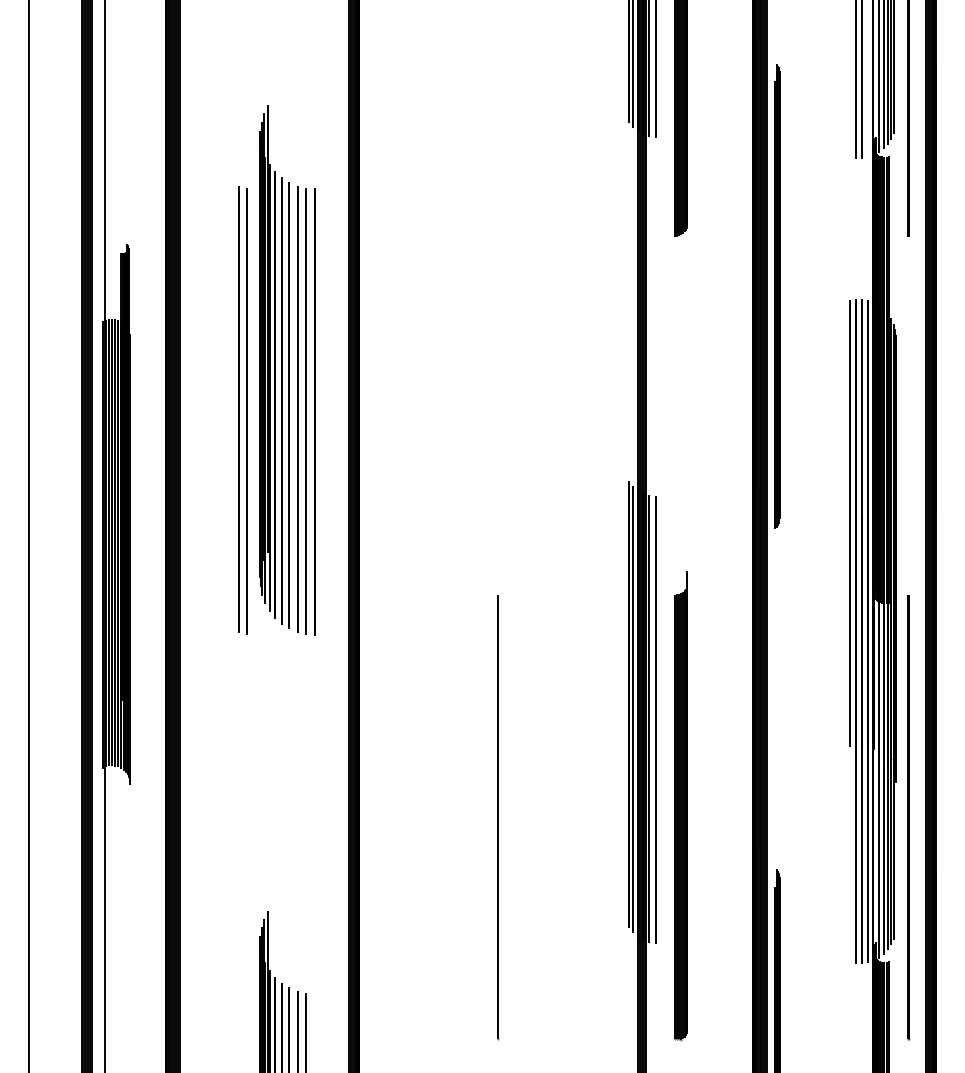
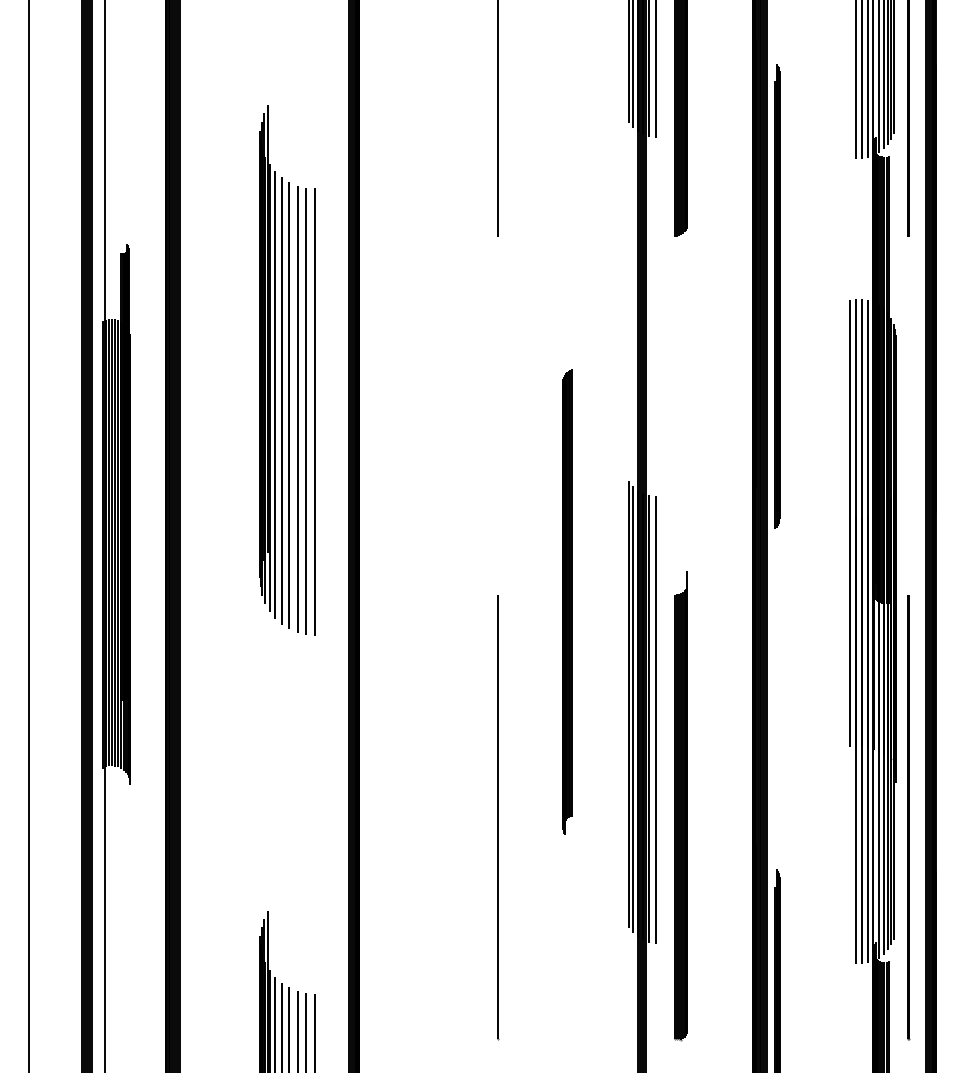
line: none -> present (867, 79)
line: none -> present (497, 119)
part: present -> none (242, 410)
part: none -> present (567, 601)
line: none -> present (315, 1031)
